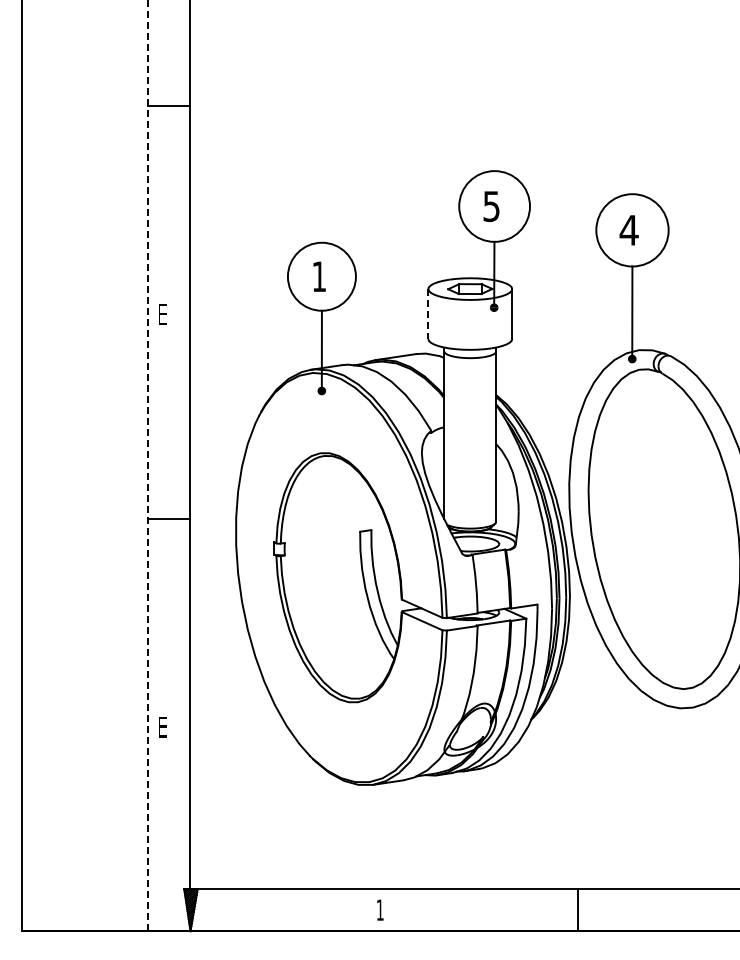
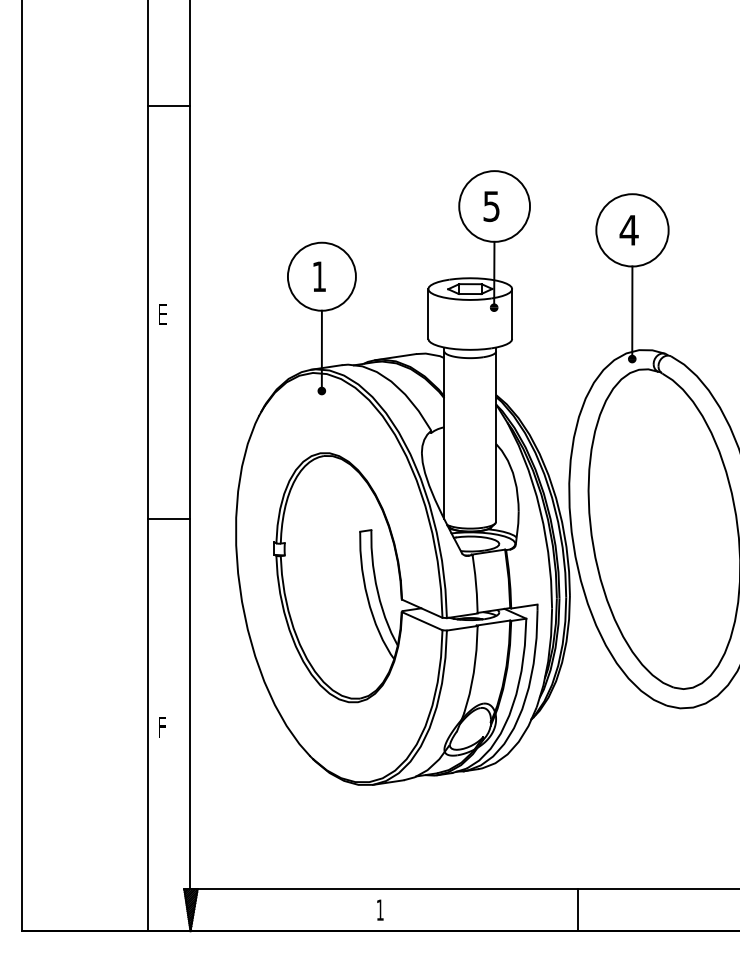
line: dashed -> solid (428, 314)
line: dashed -> solid (148, 465)
text: E -> F (163, 727)
